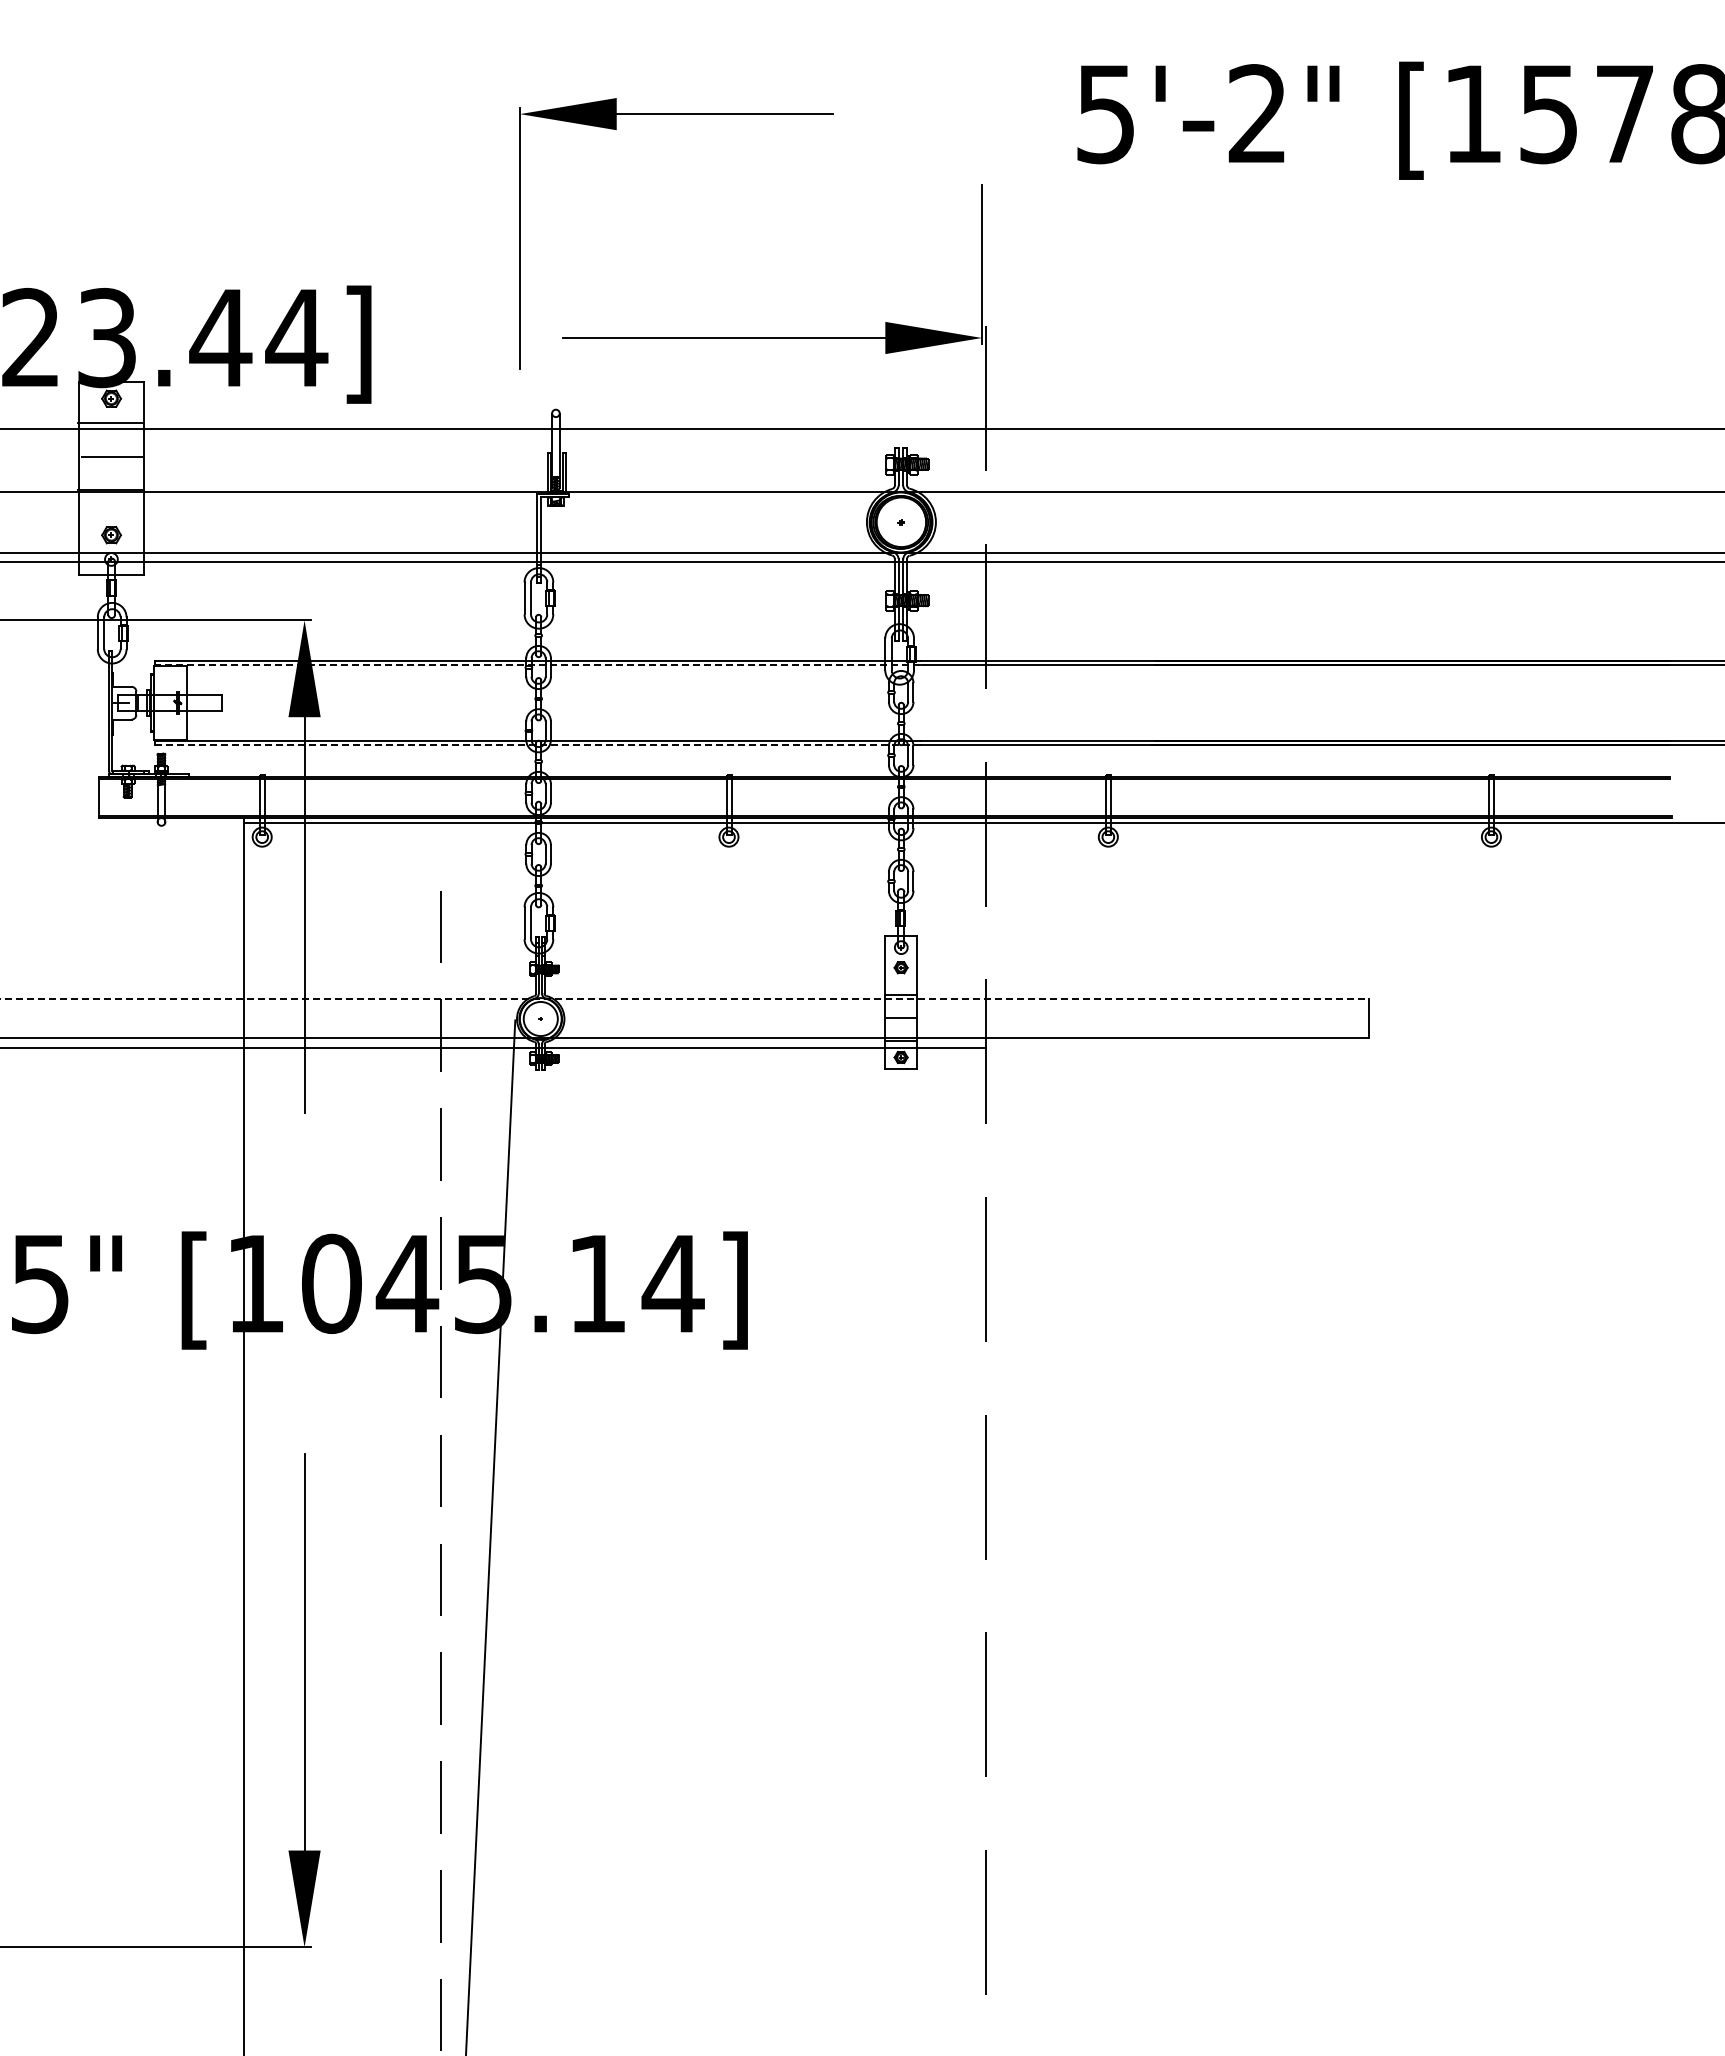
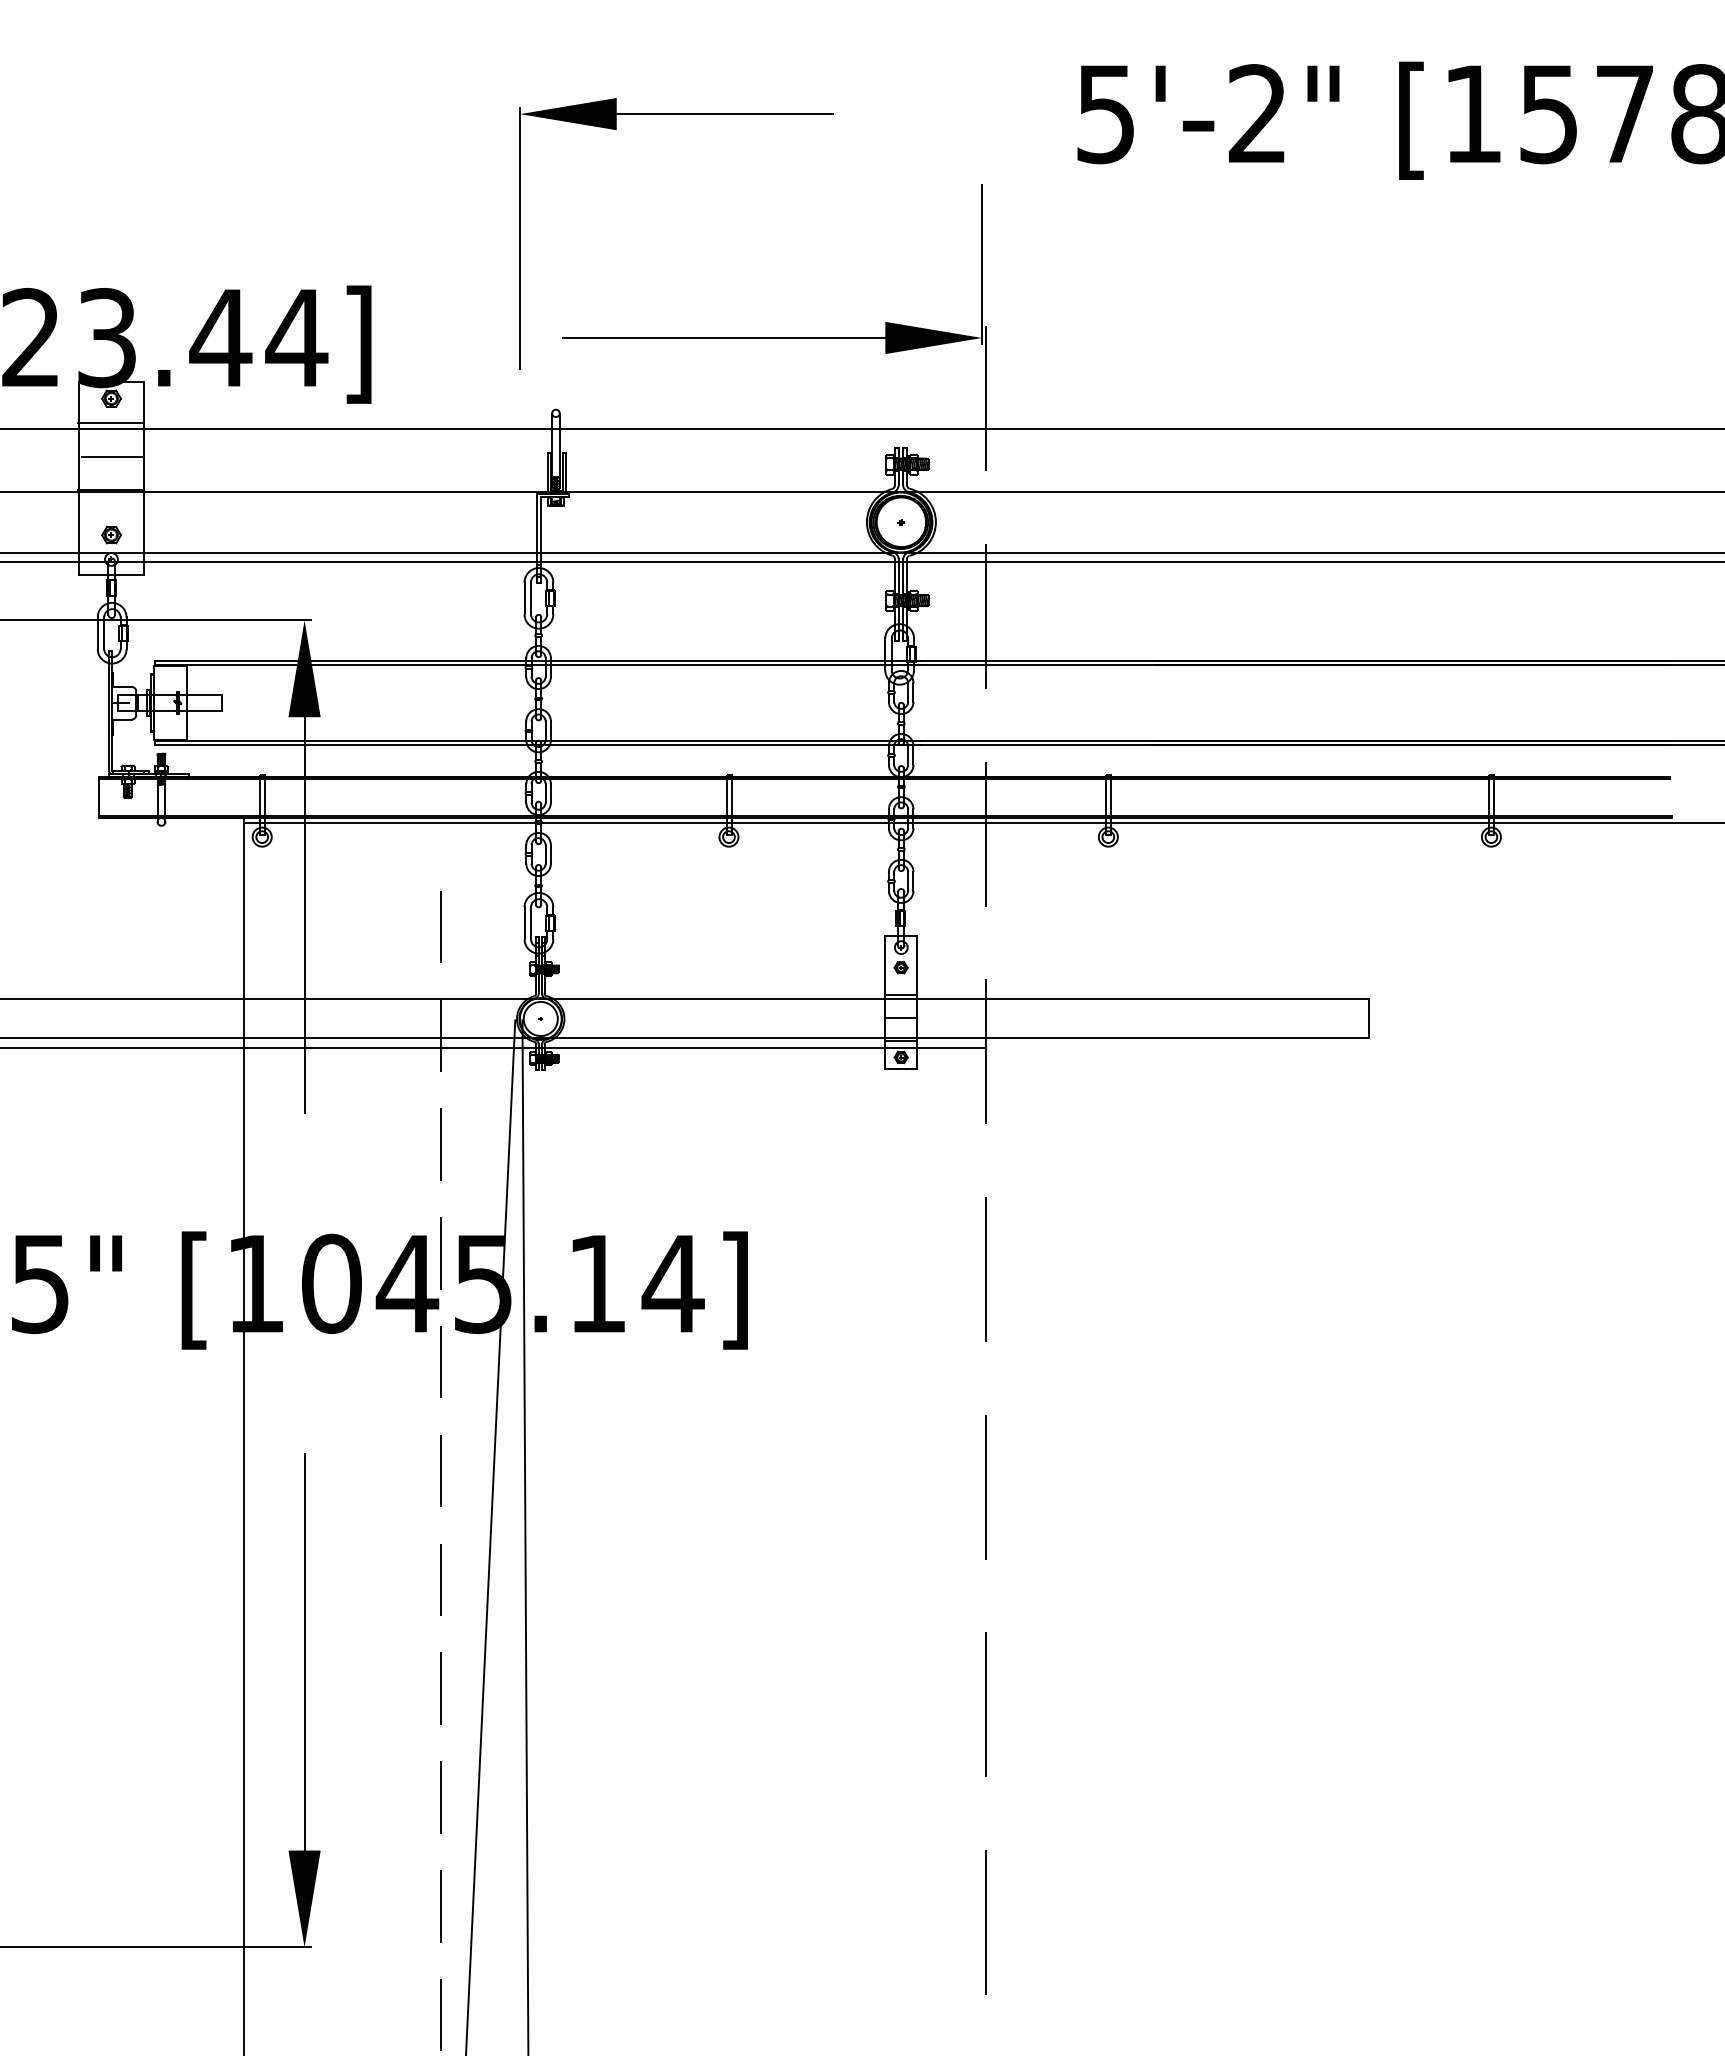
line: dashed -> solid (536, 665)
line: dashed -> solid (537, 745)
line: dashed -> solid (684, 998)
line: none -> present (525, 1536)
